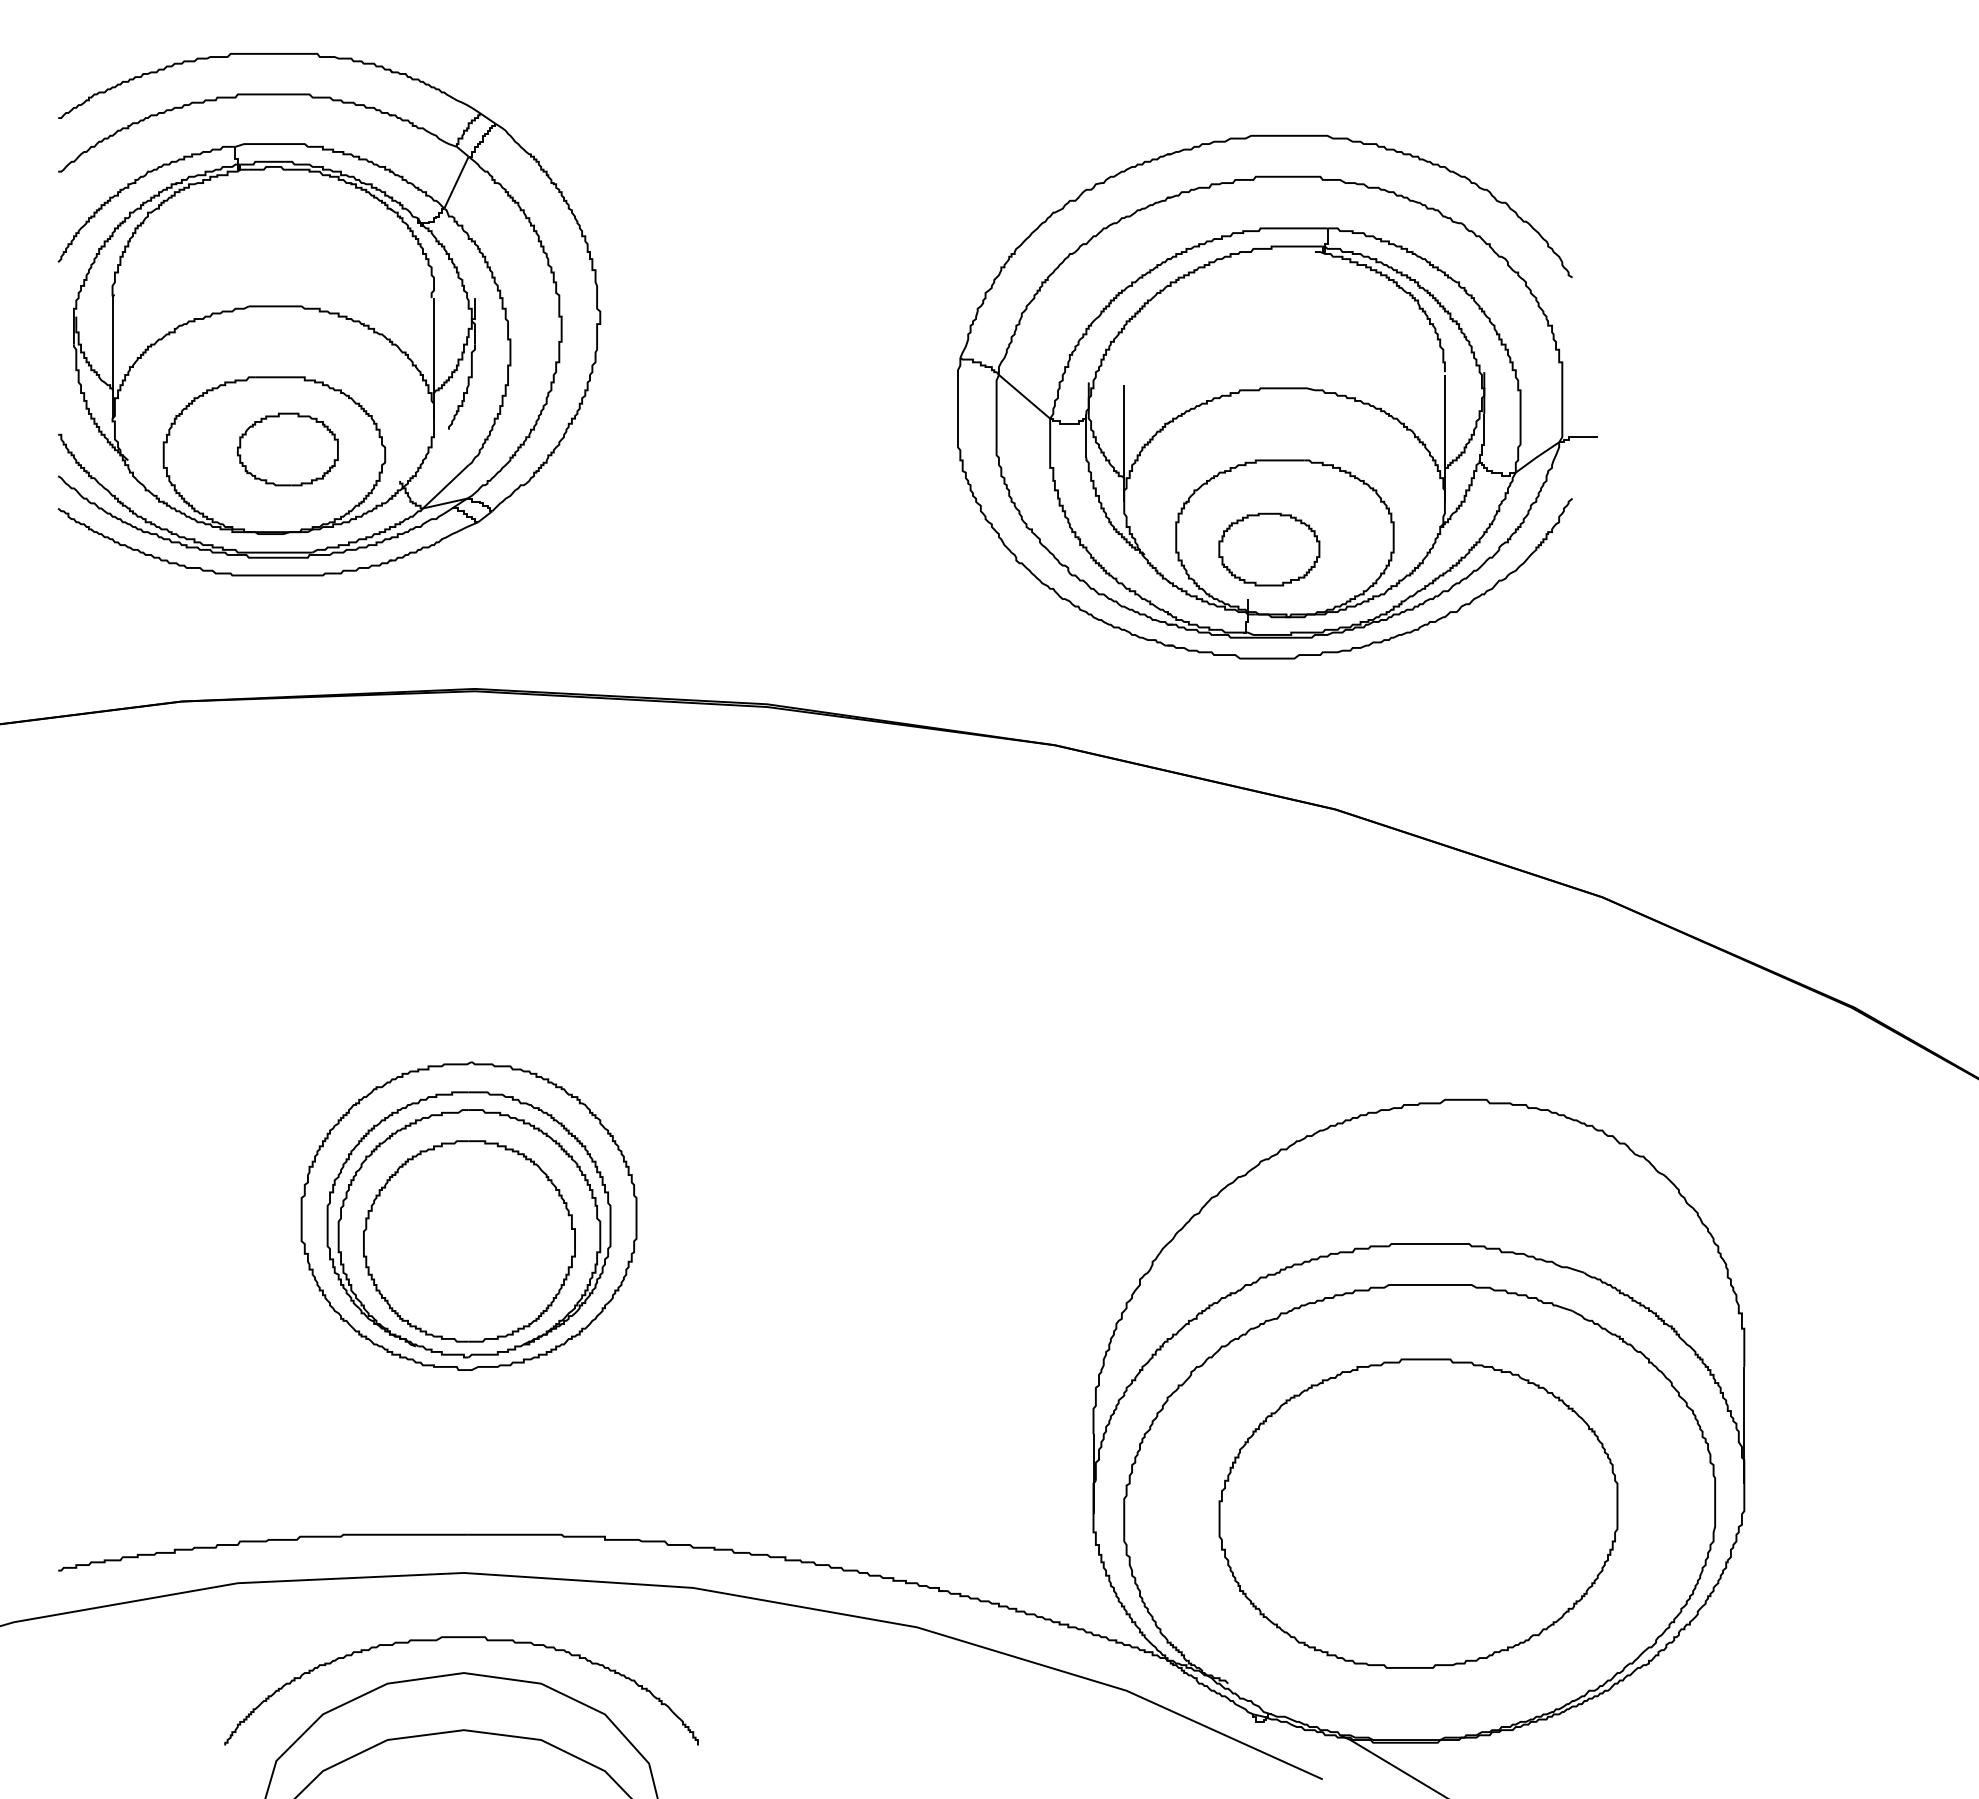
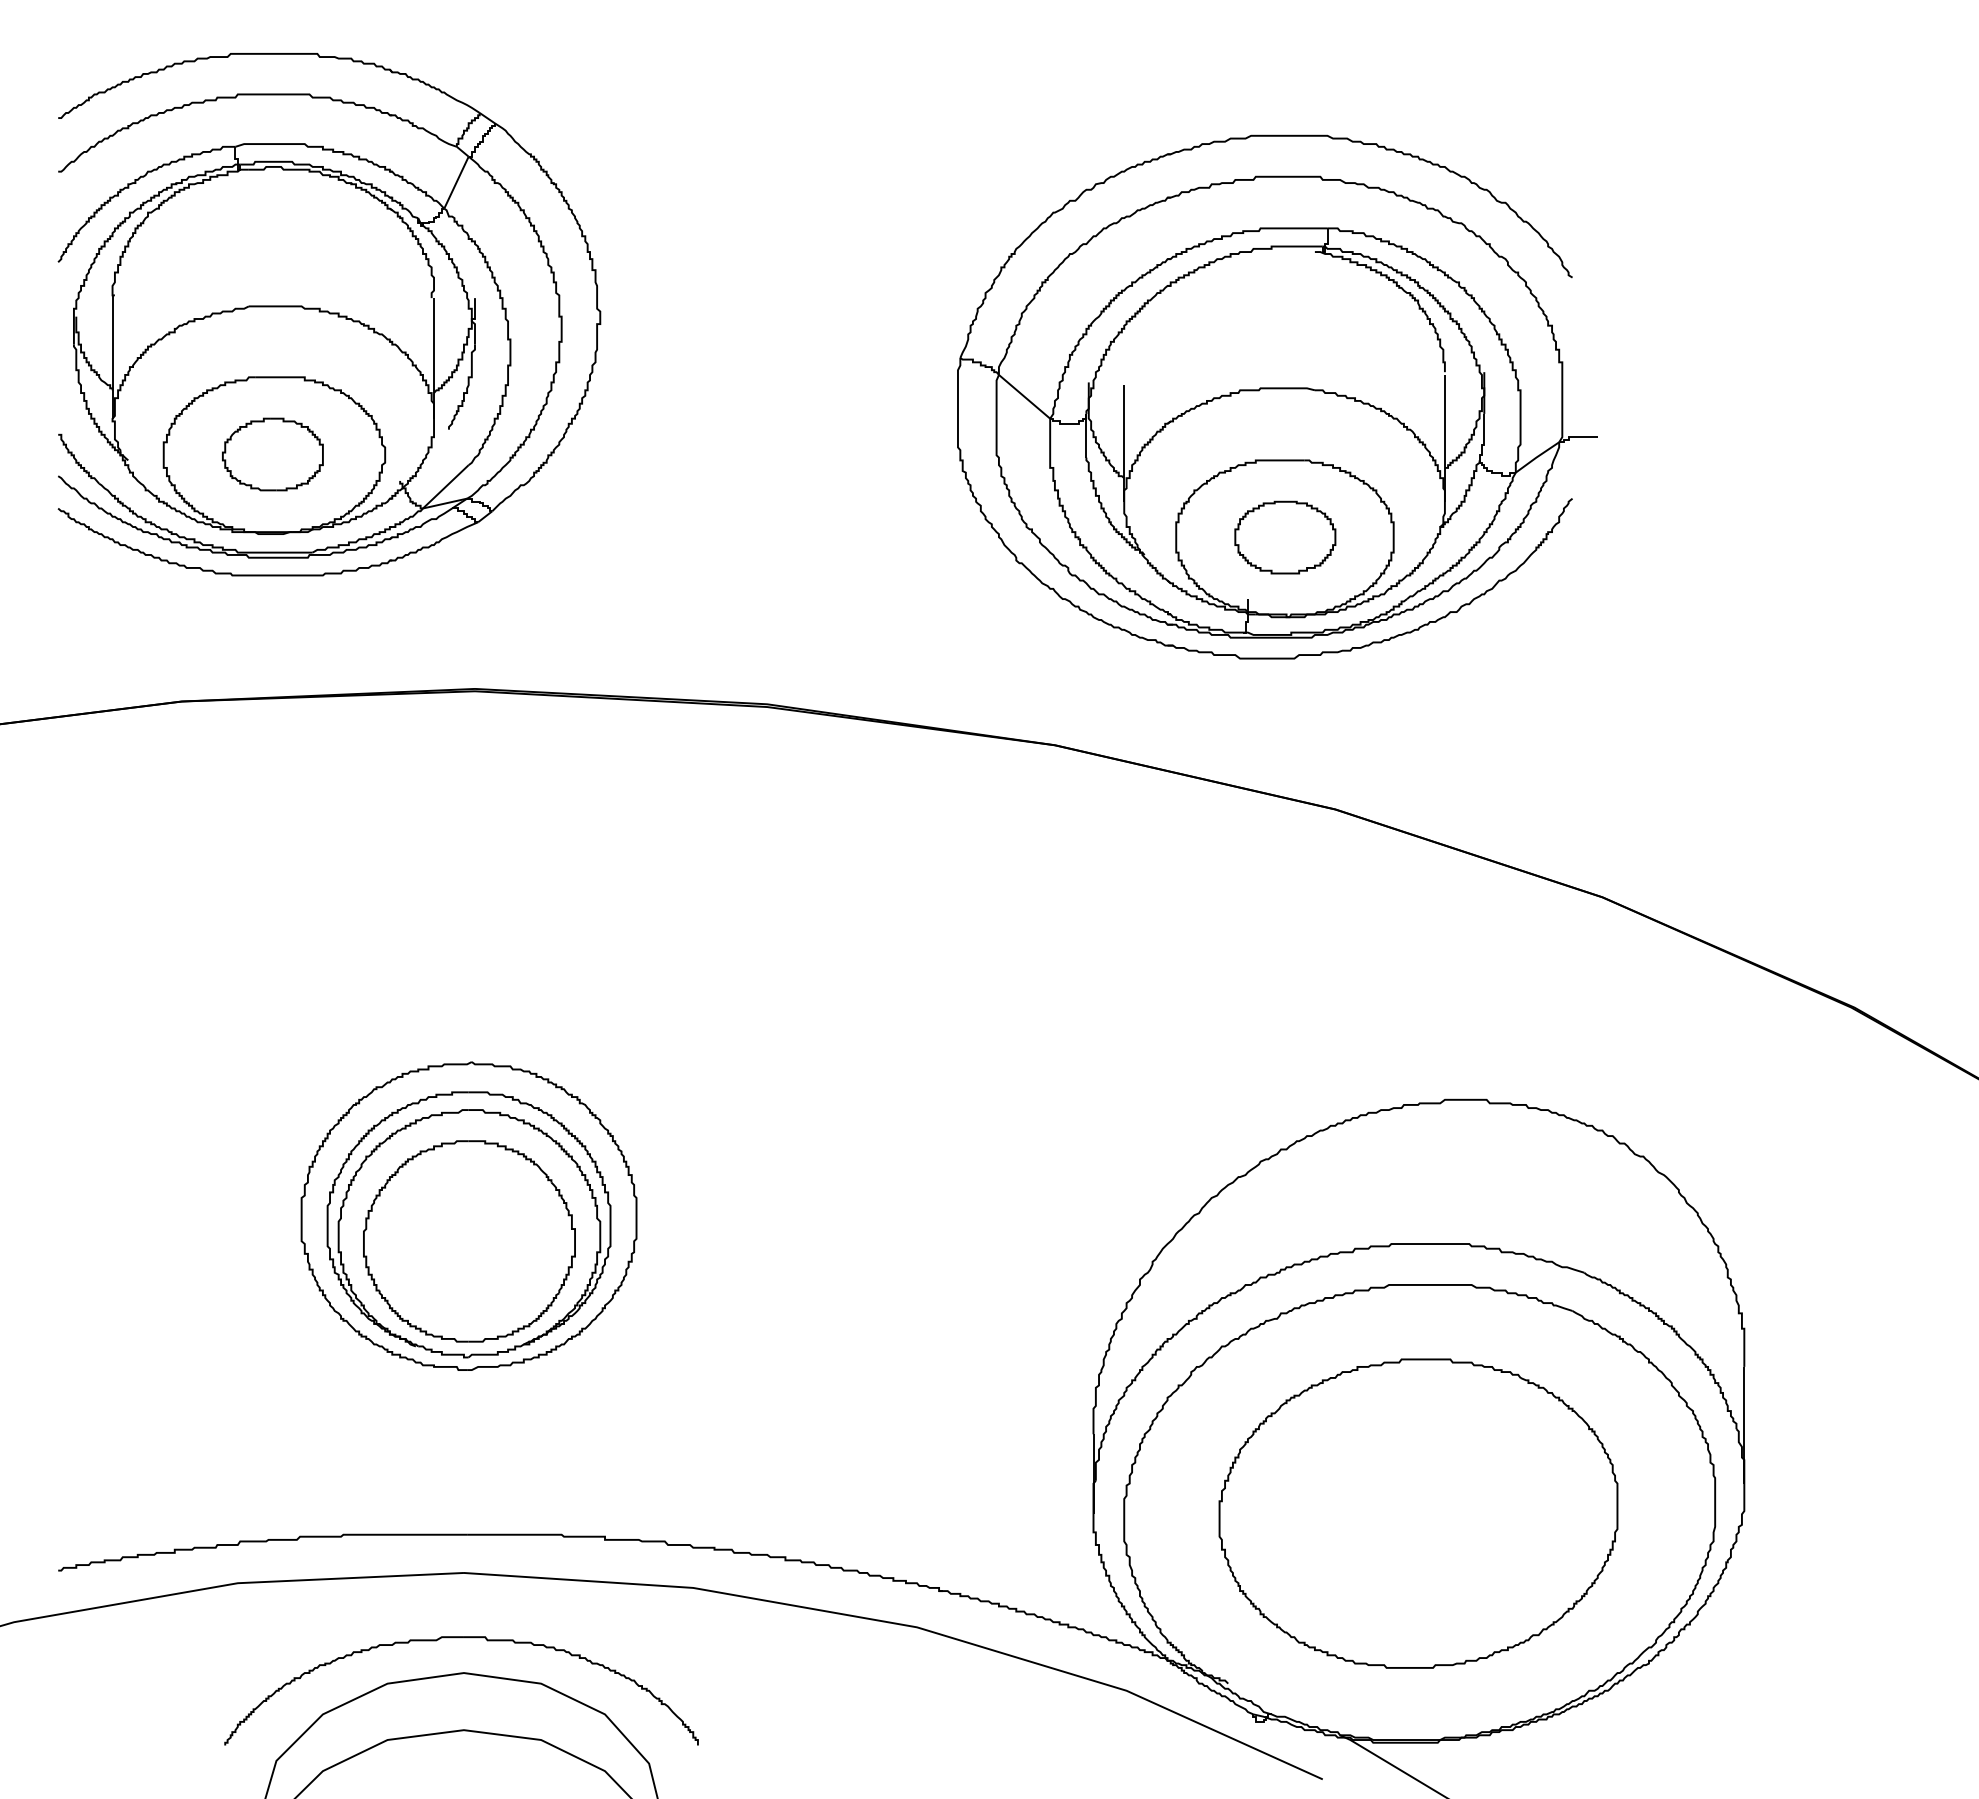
part position: (287, 449) -> (272, 454) (272, 454)
part position: (1269, 549) -> (1285, 537) (1285, 537)
